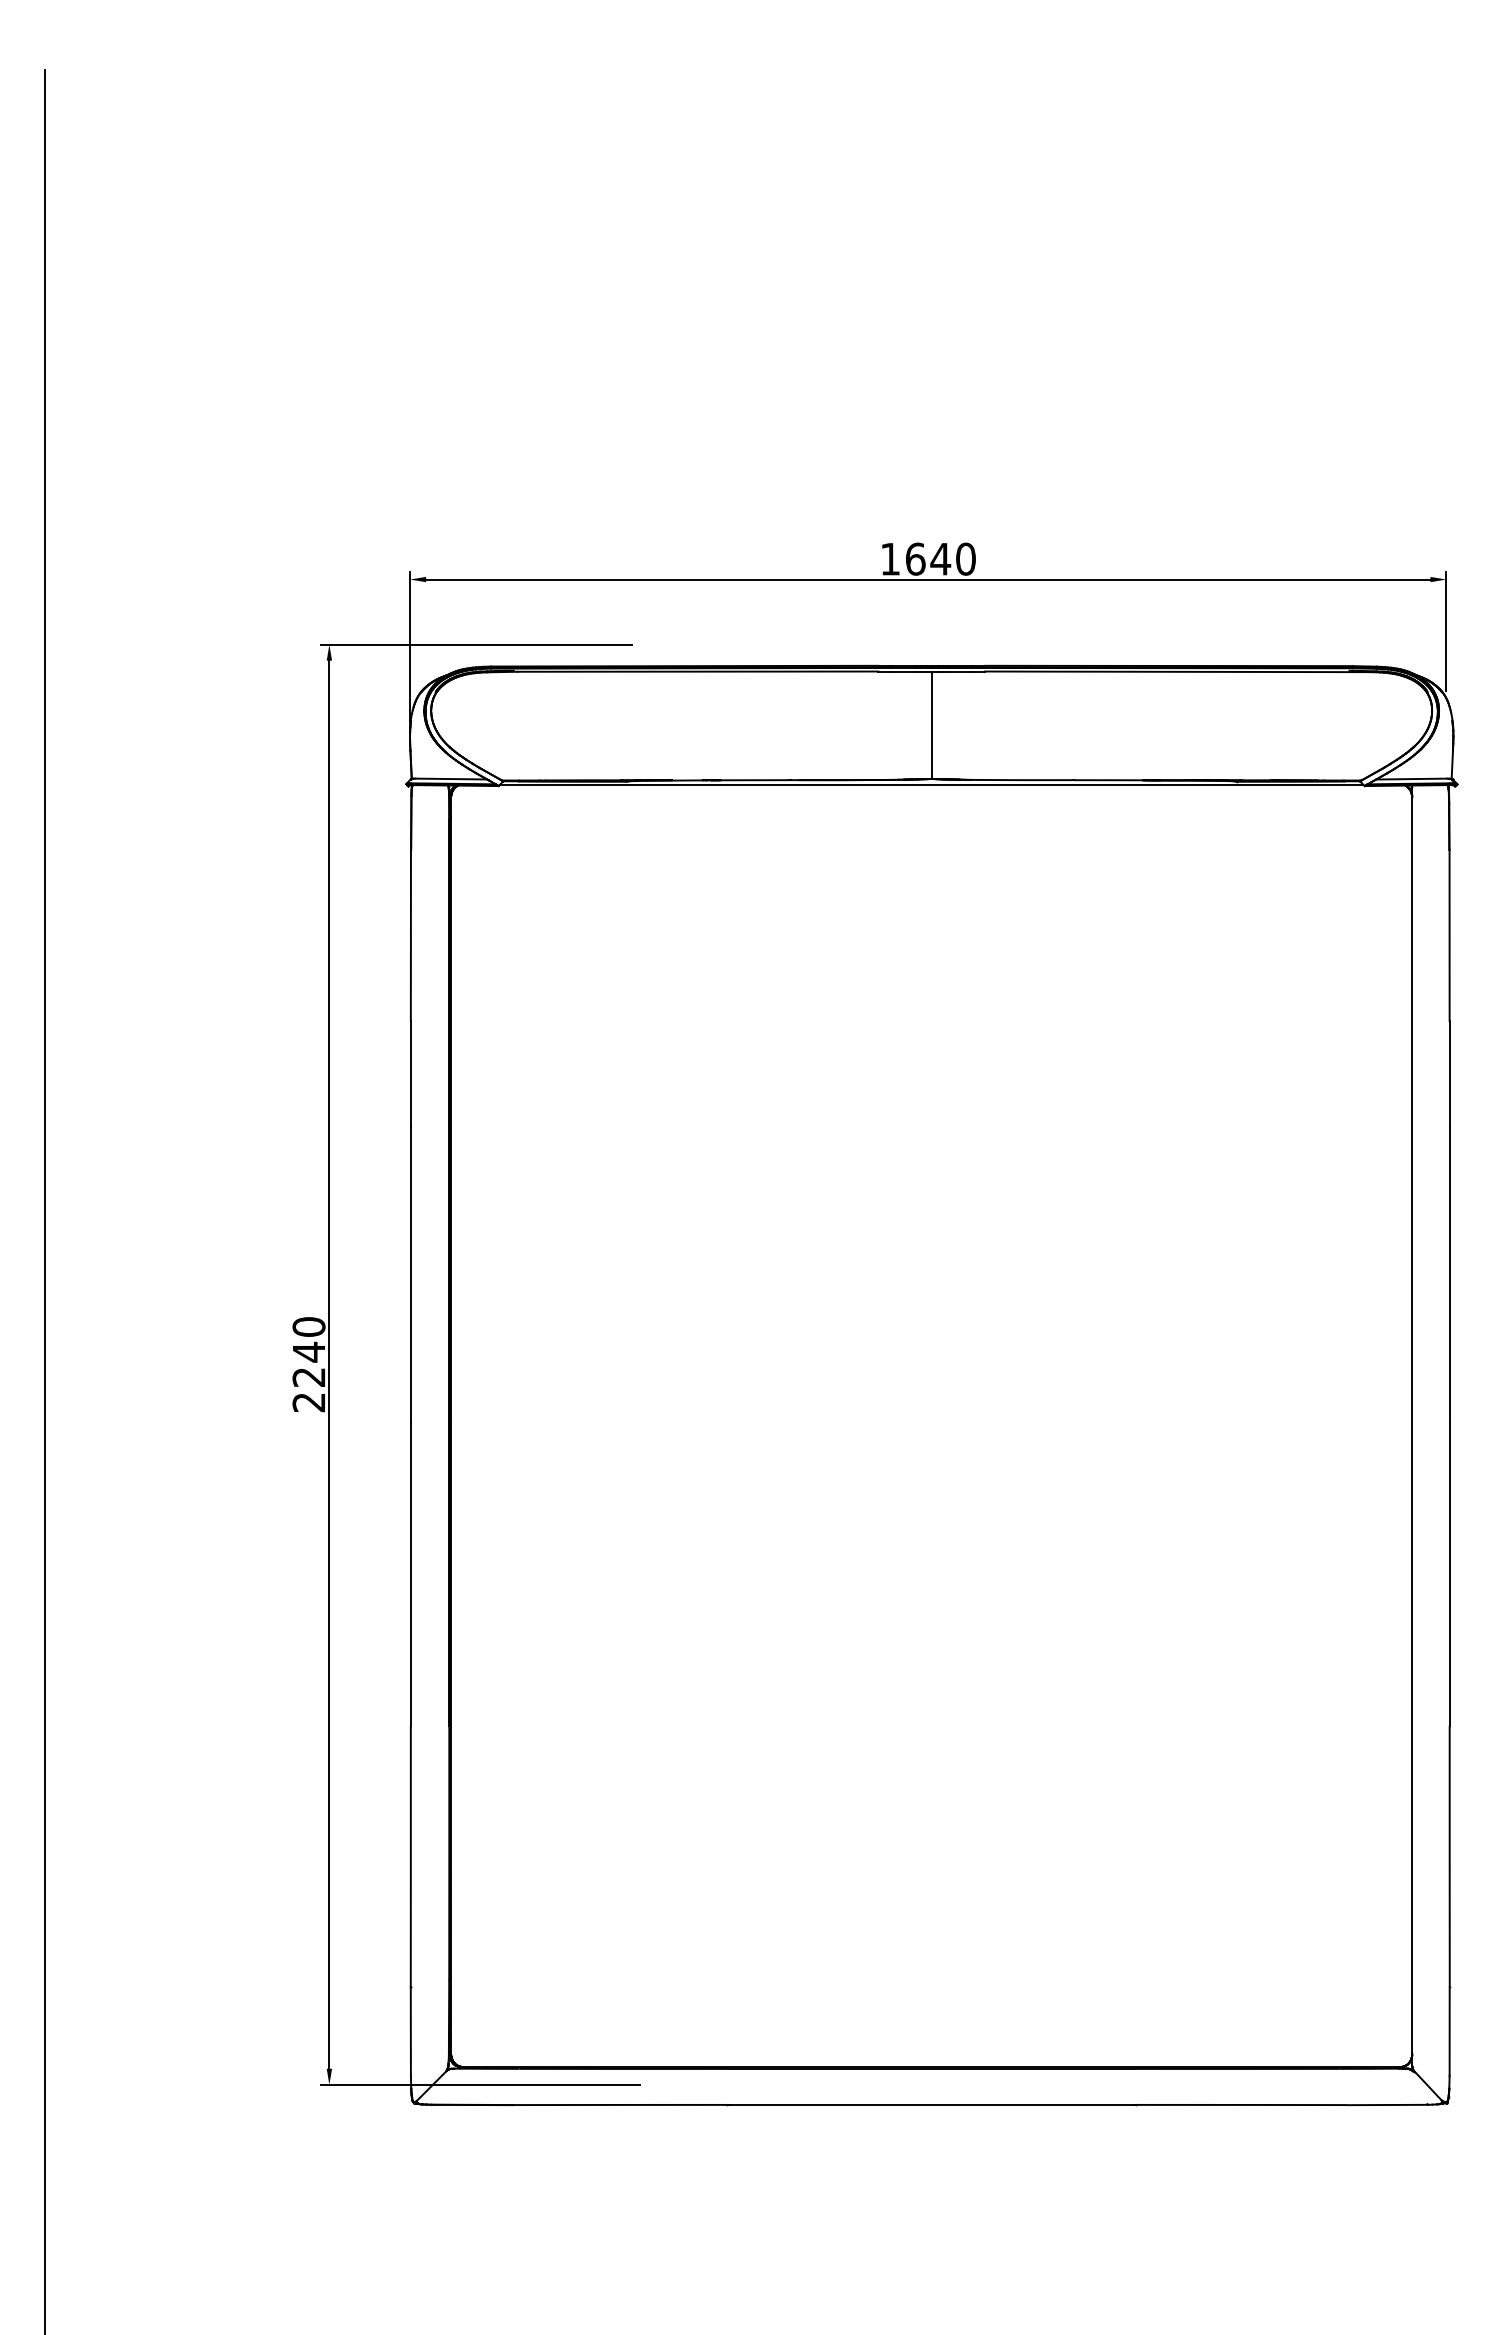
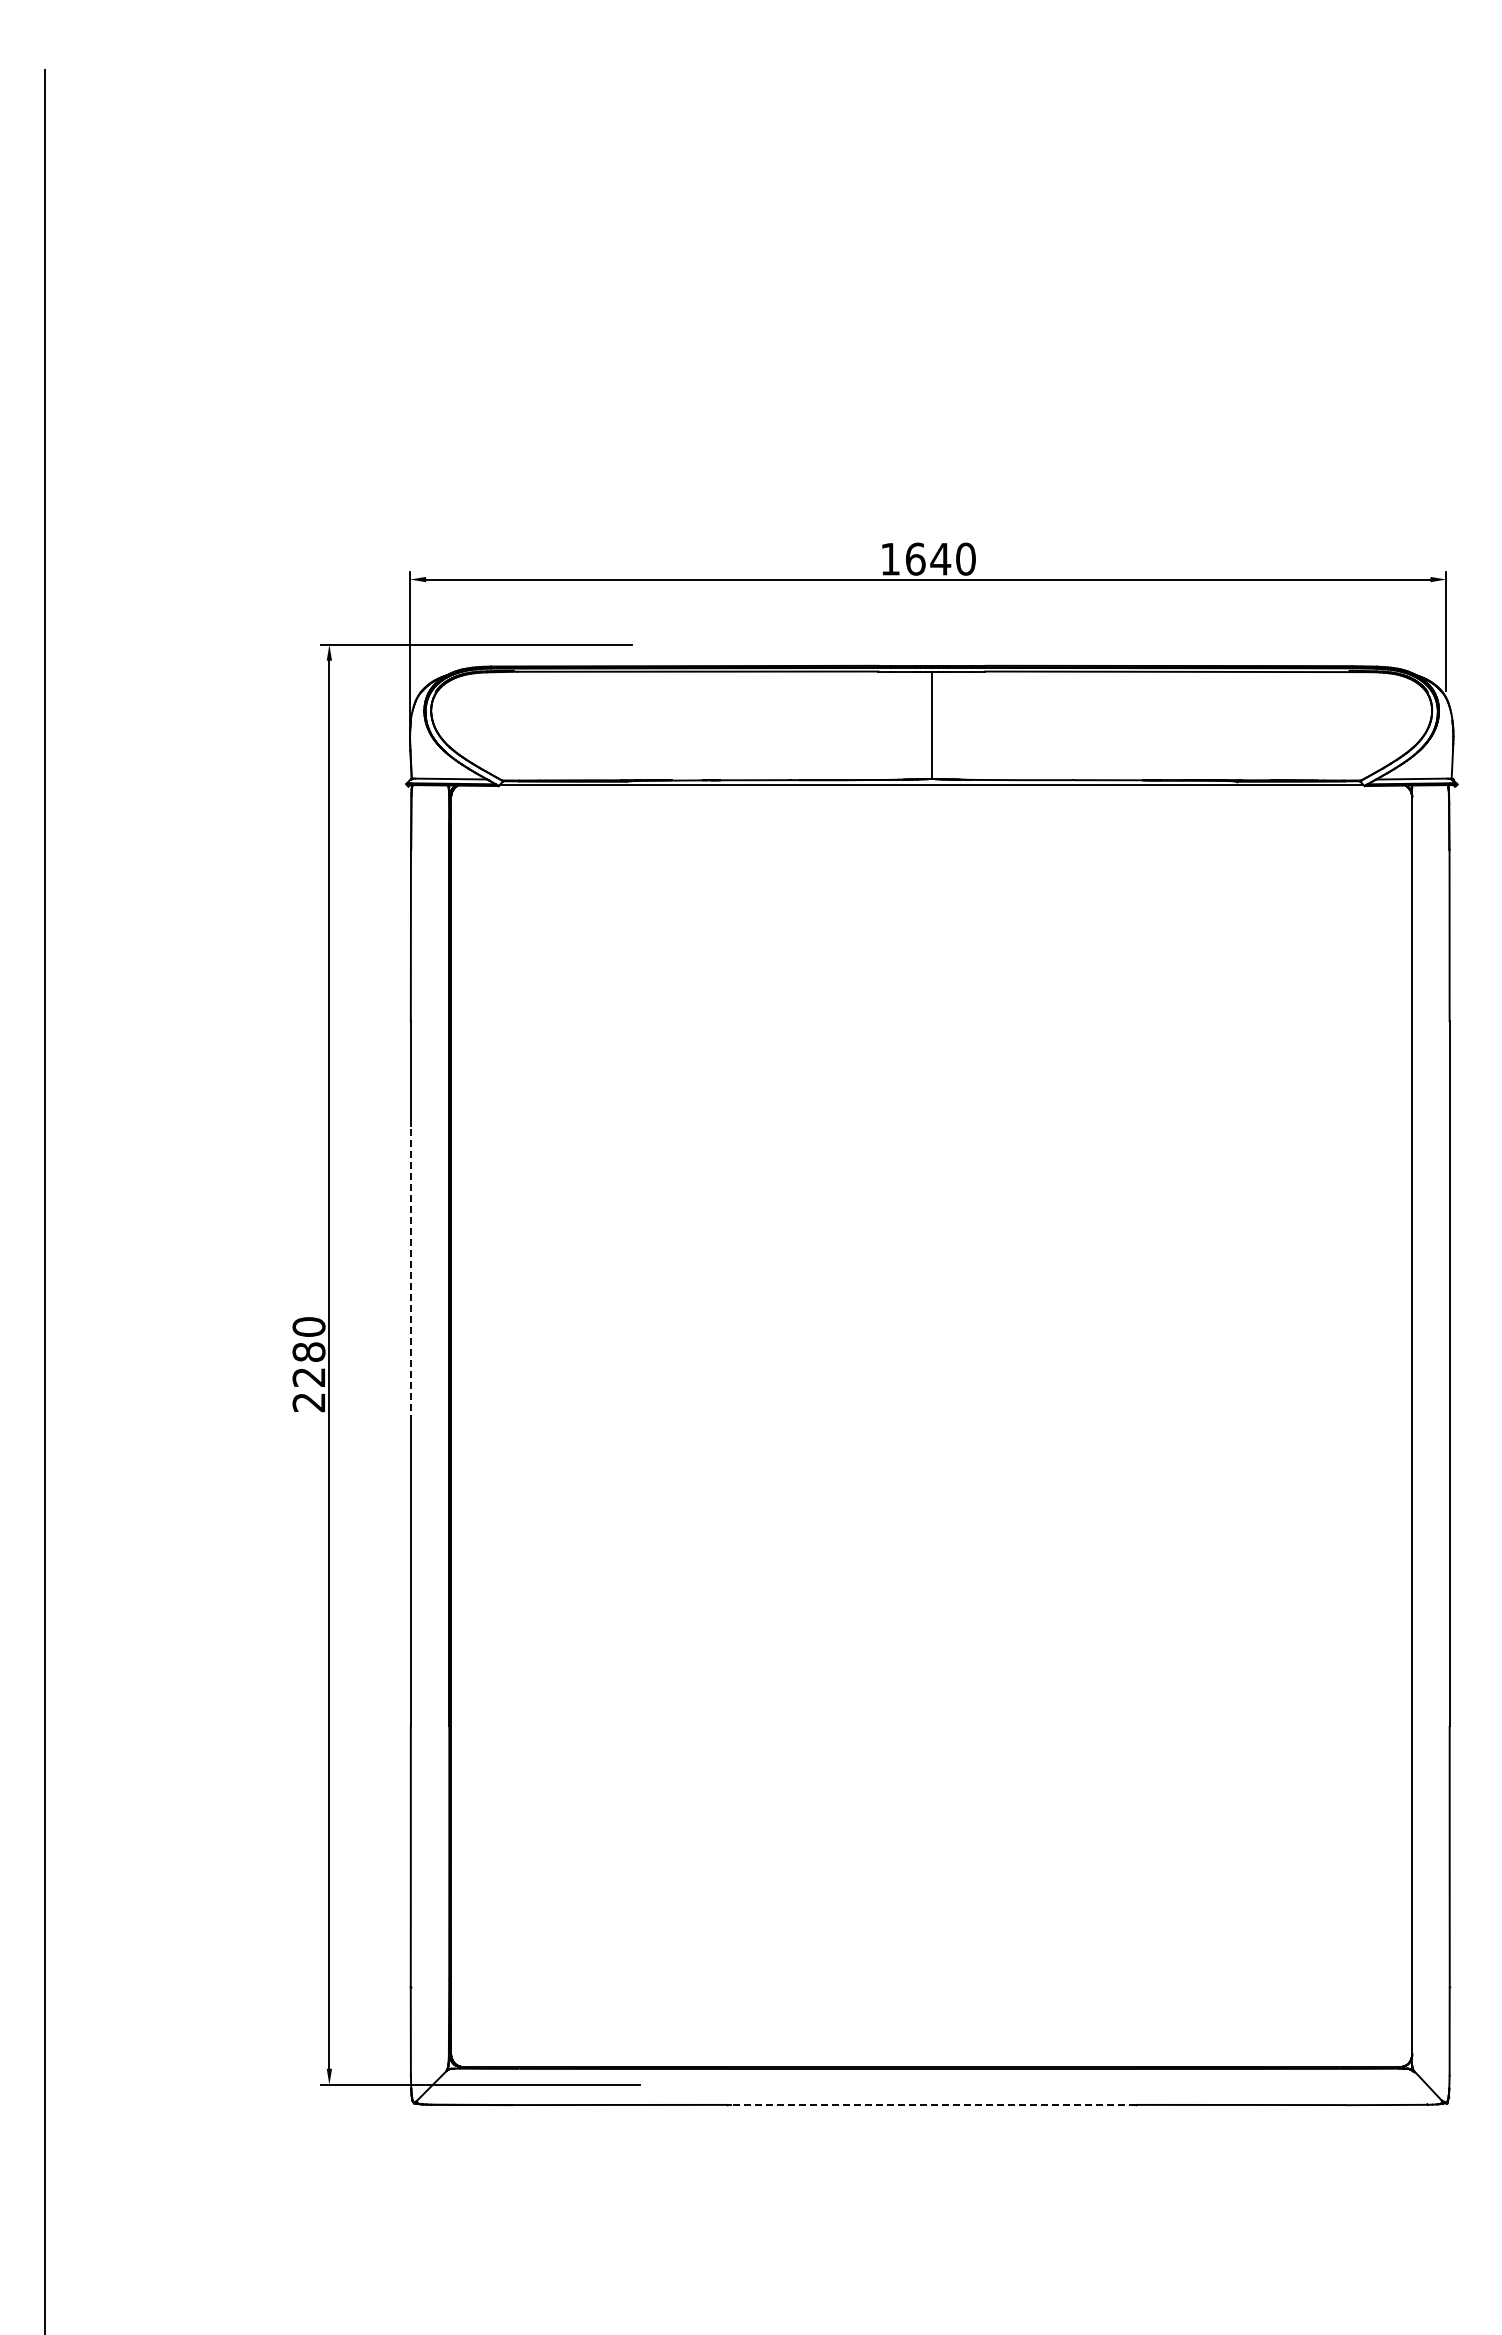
line: solid -> dashed (410, 1273)
text: 2240 -> 2280 (308, 1351)
line: solid -> dashed (930, 2104)
